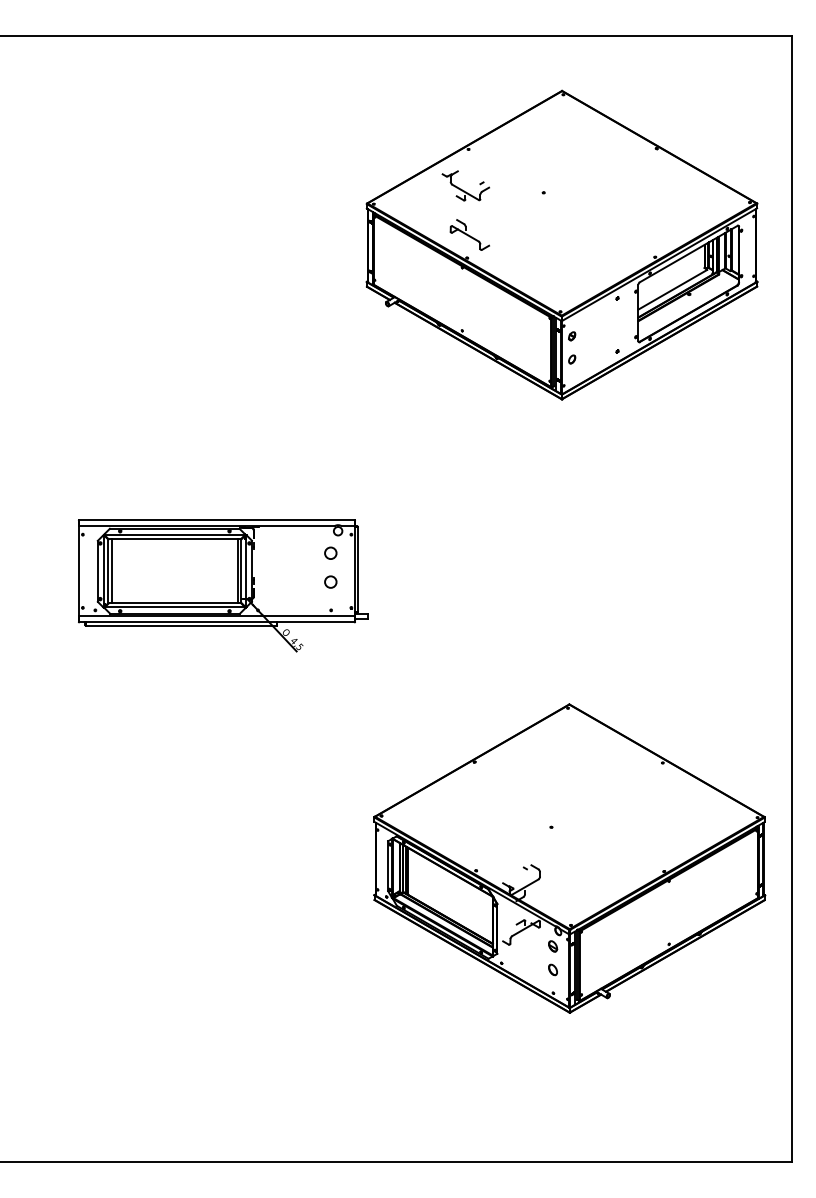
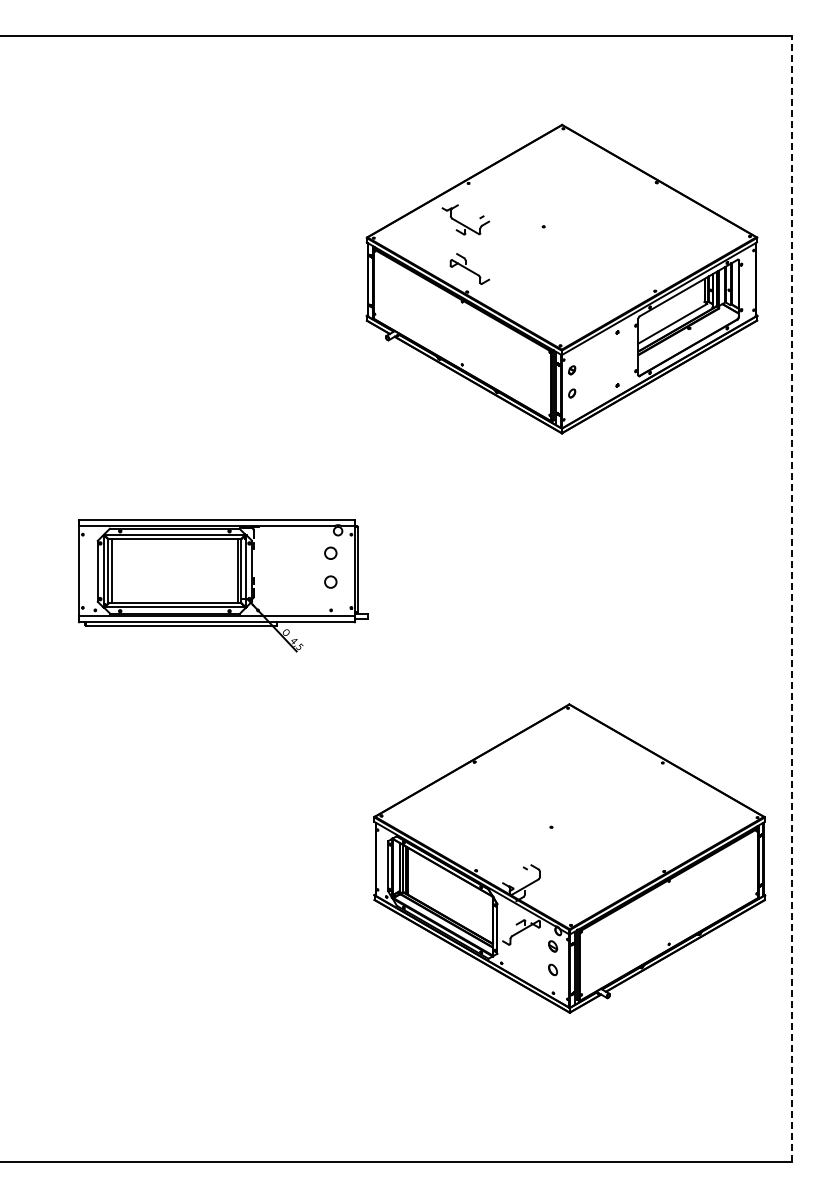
part position: (561, 244) -> (561, 278) (561, 278)
line: solid -> dashed (791, 598)
